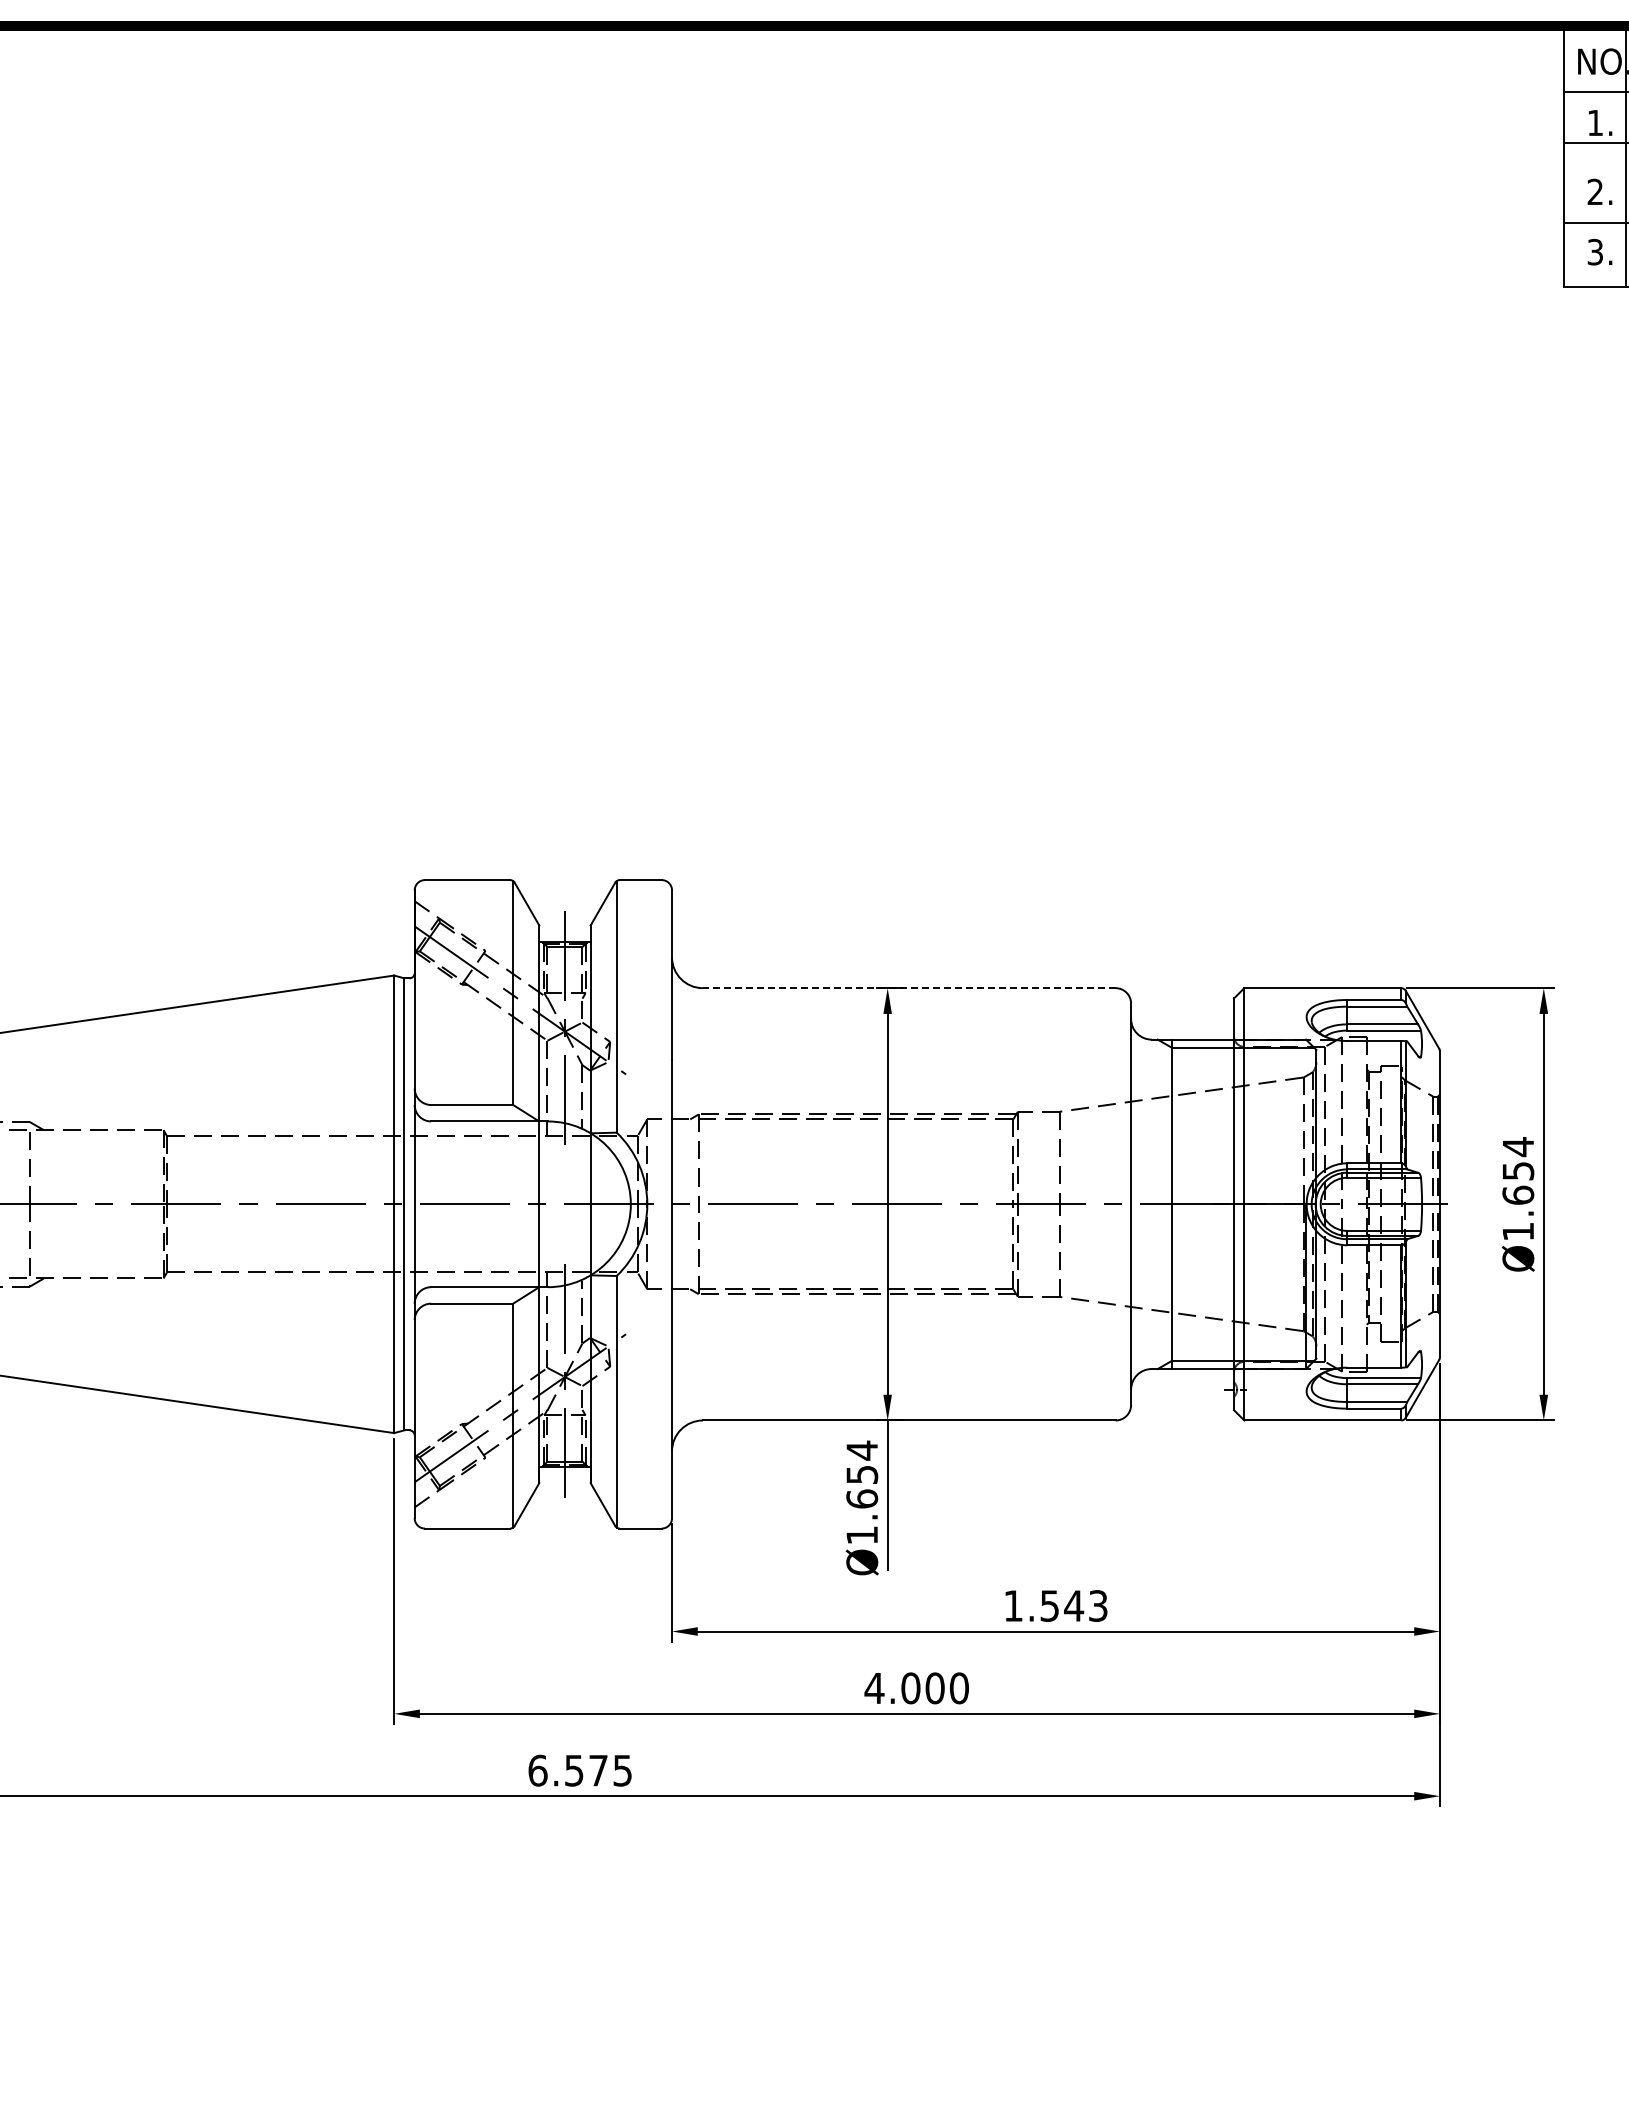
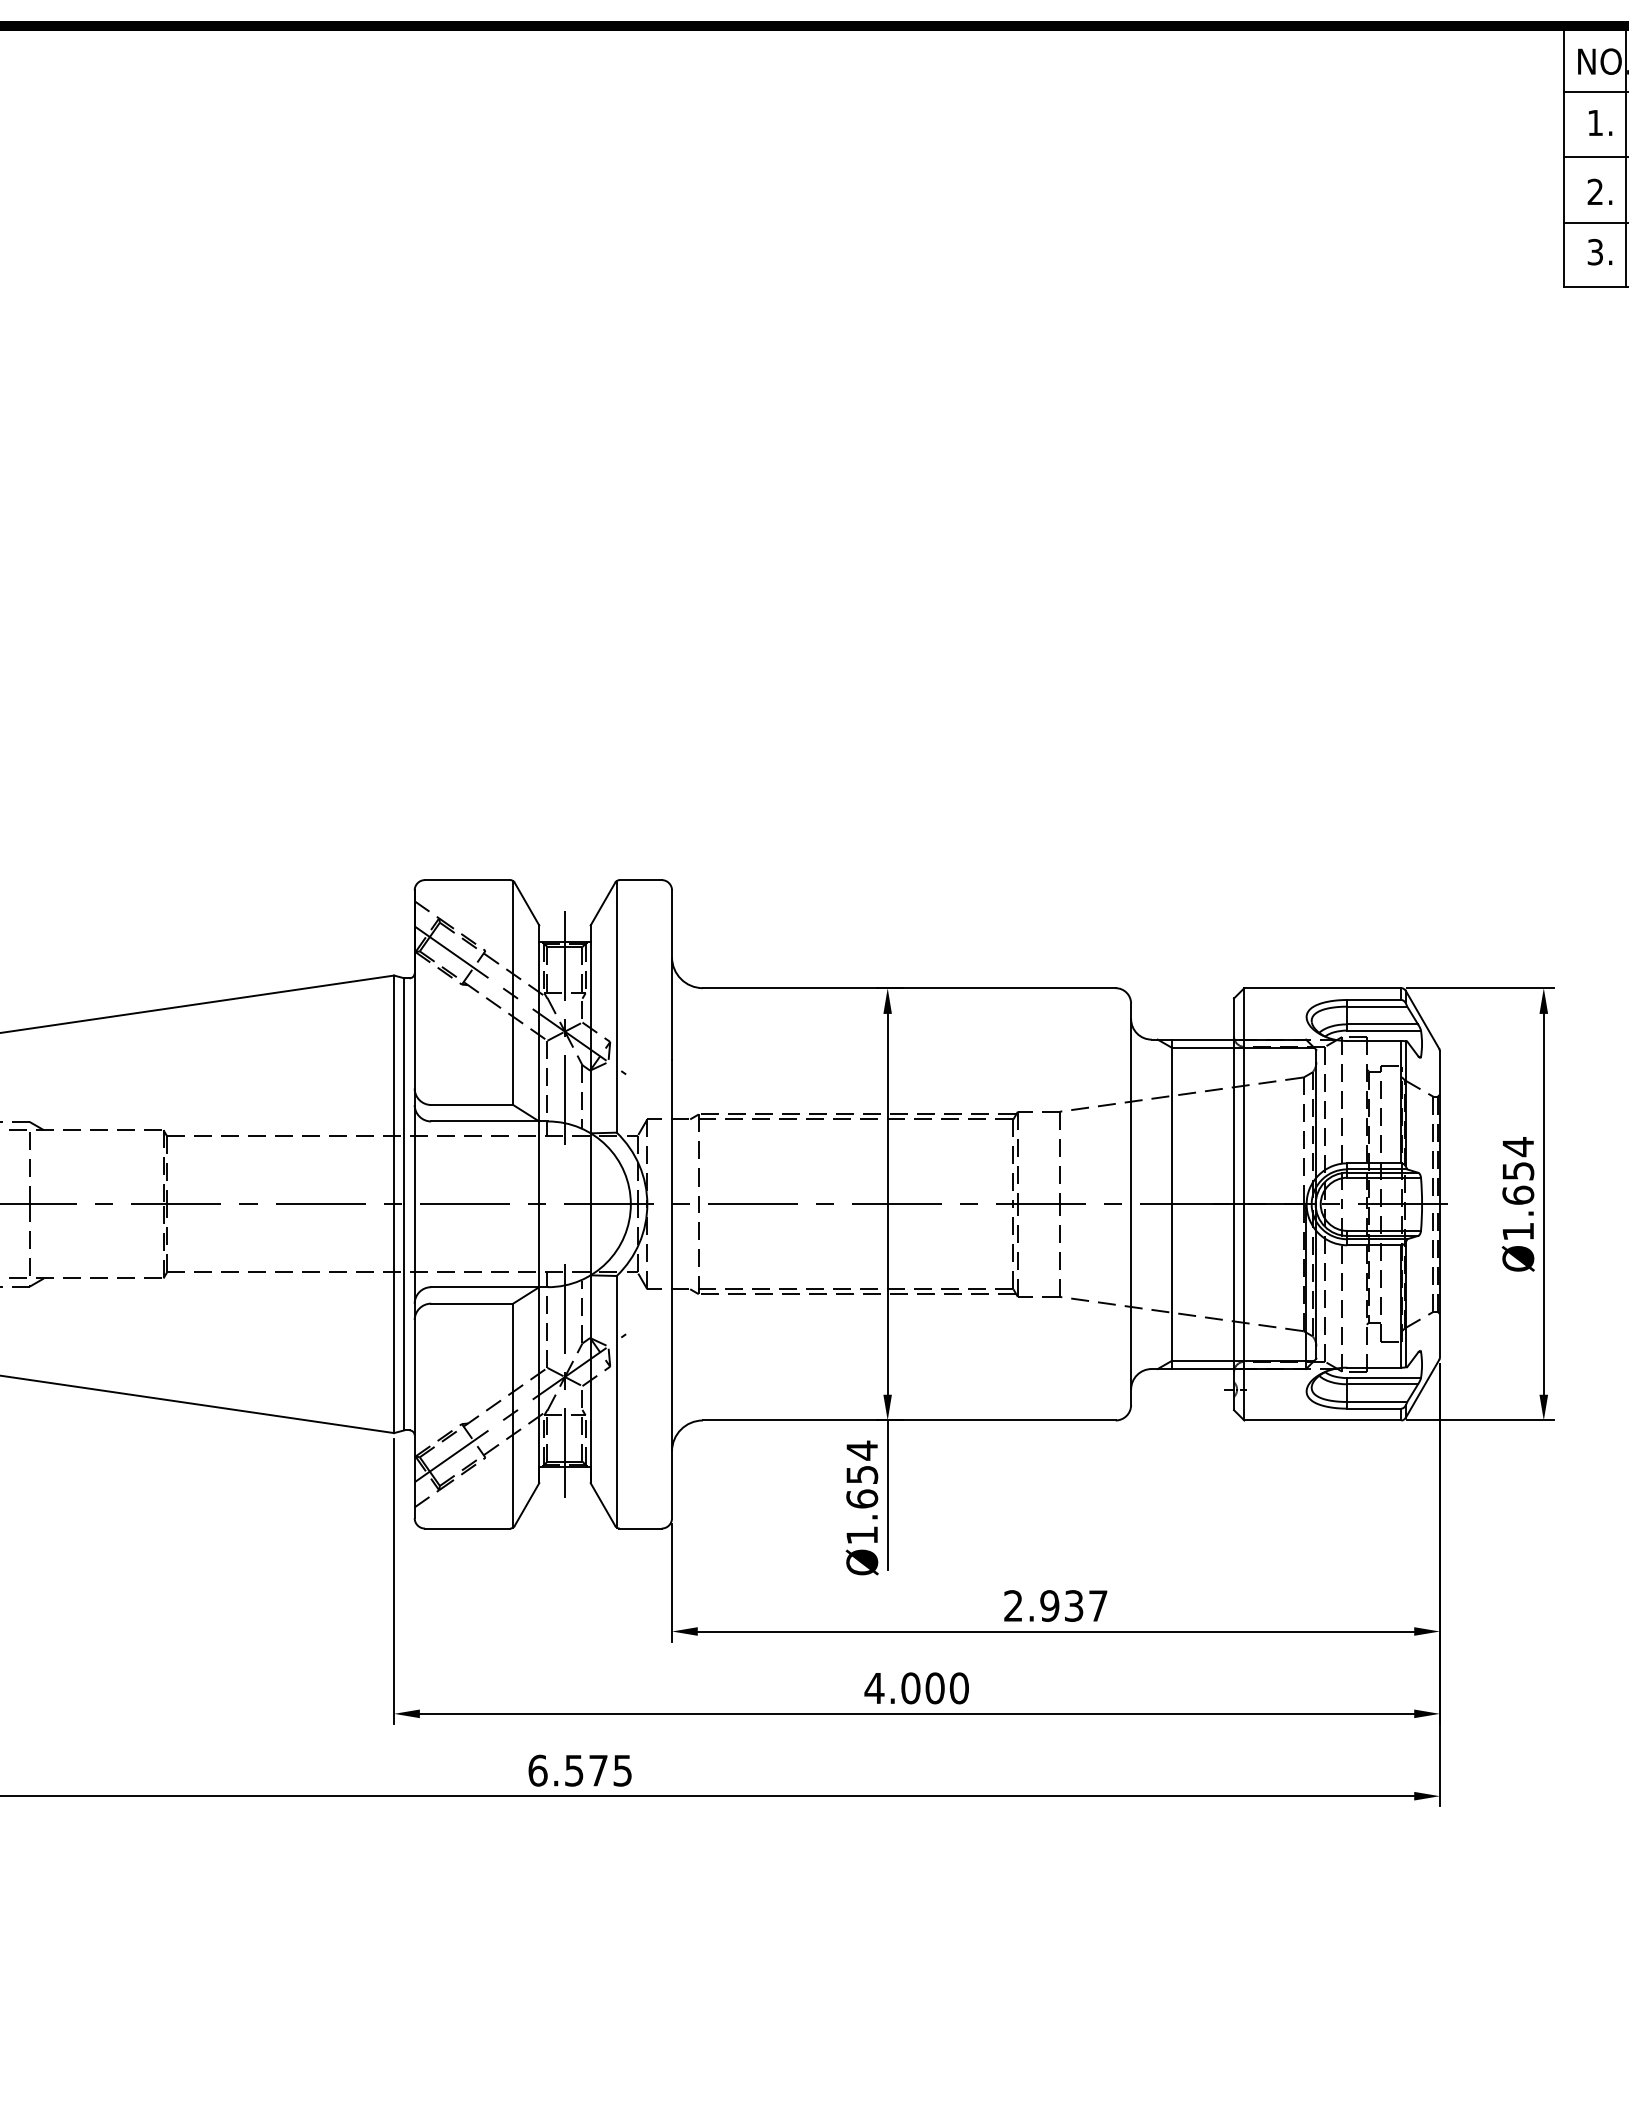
line position: (1594, 143) -> (1594, 157) (1594, 157)
line: dashed -> solid (908, 988)
text: 1.543 -> 2.937 (1055, 1605)
